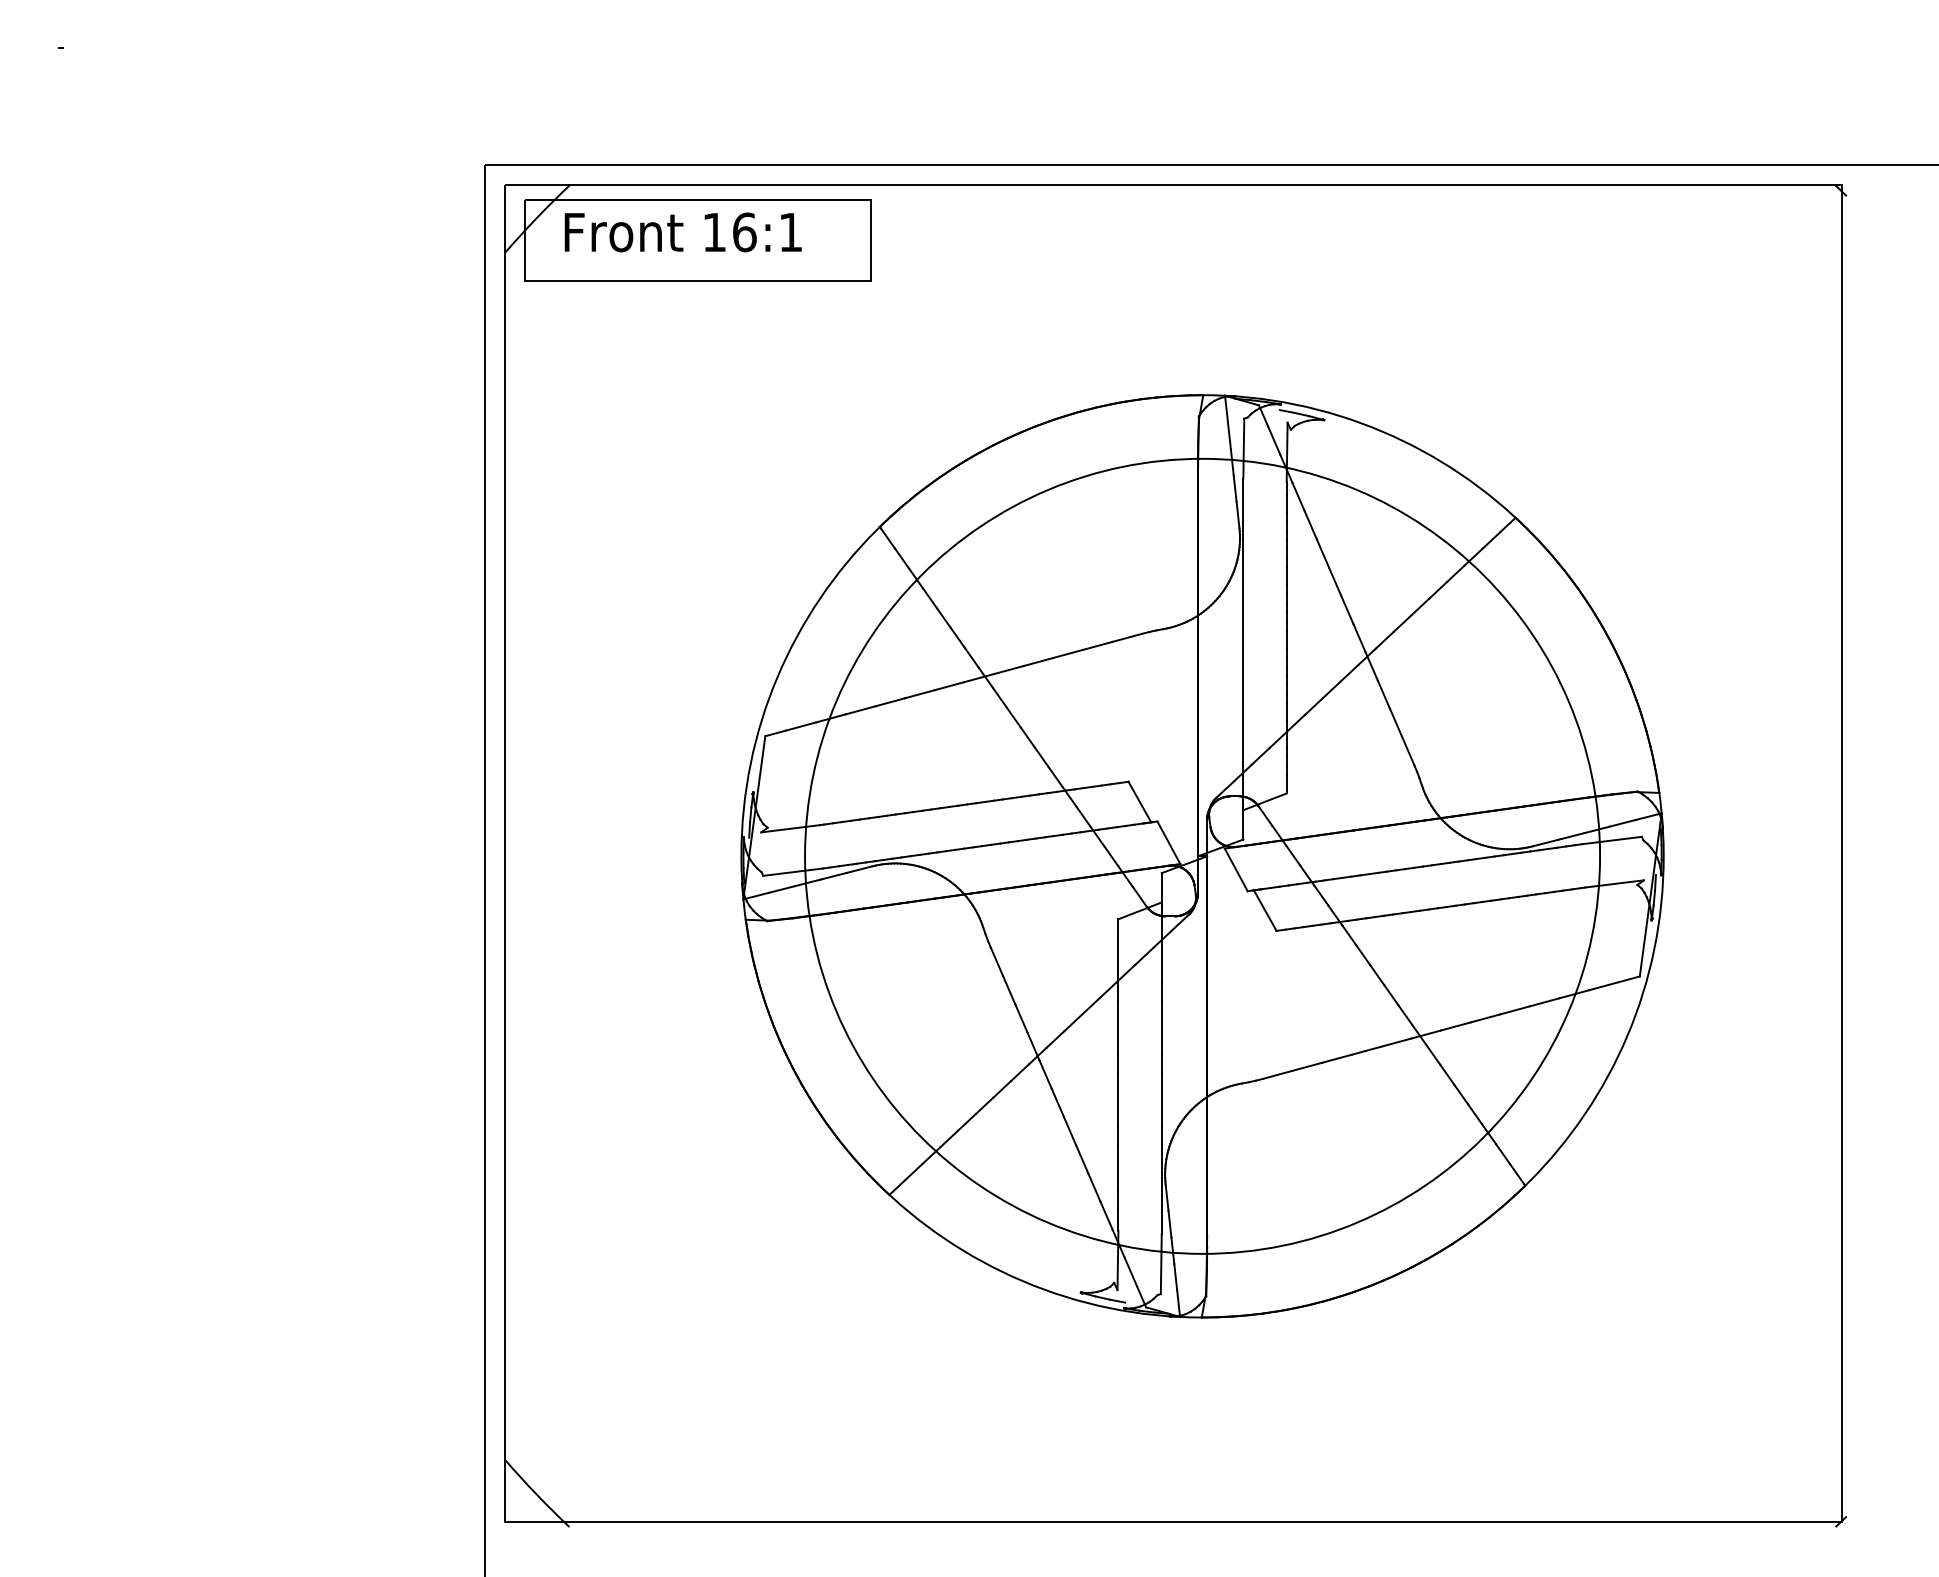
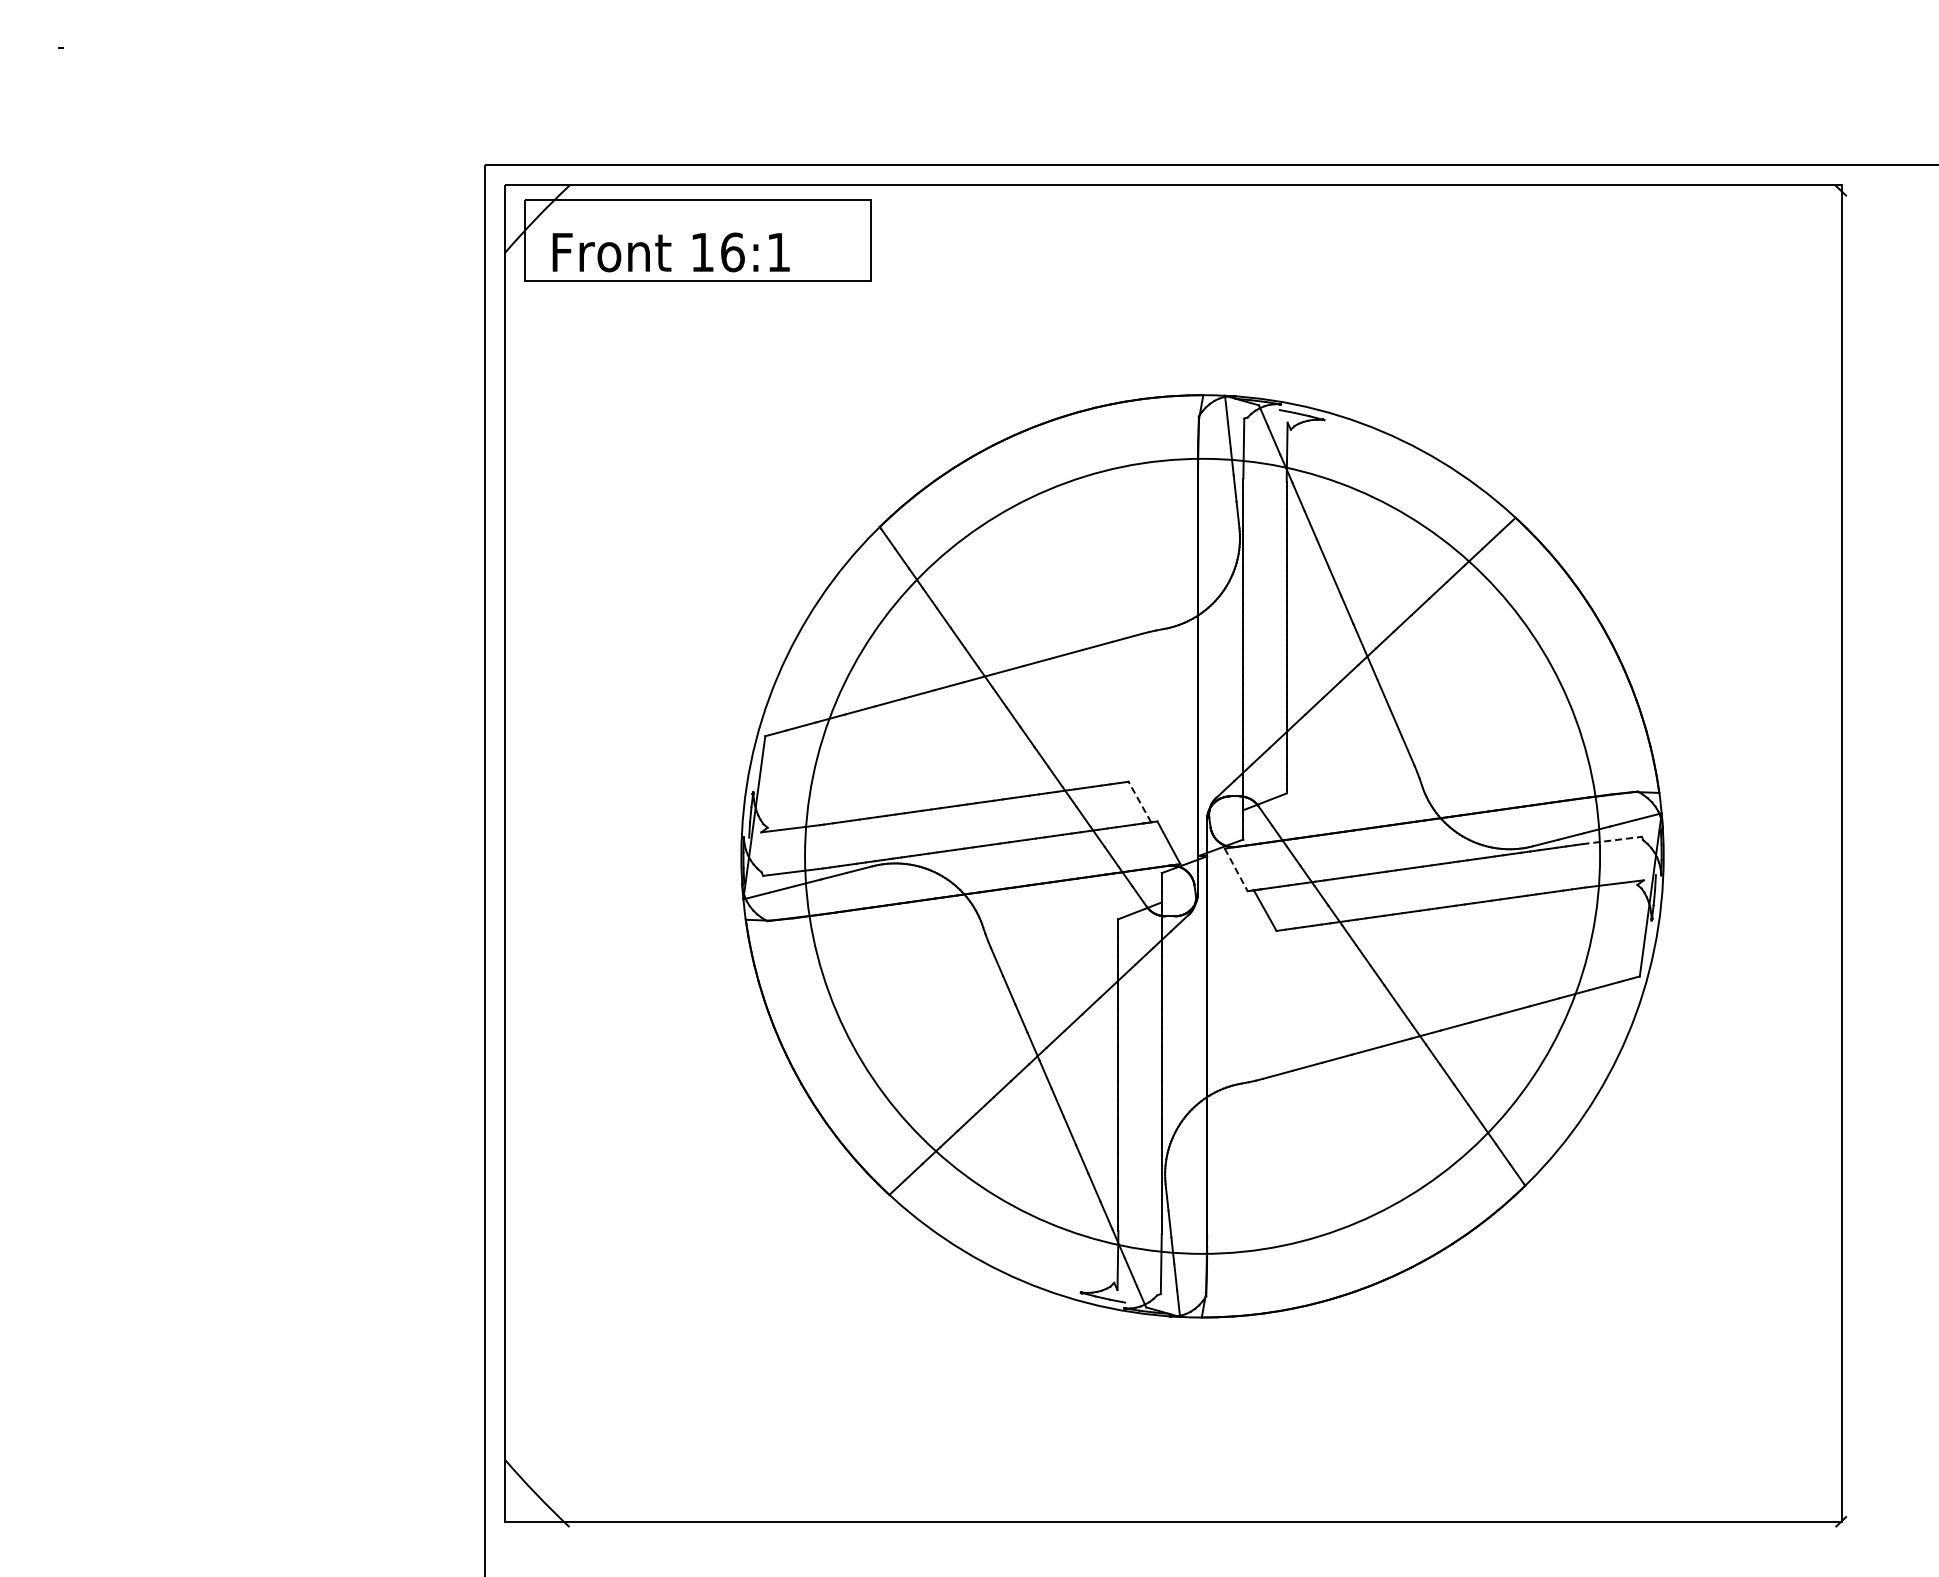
text position: (682, 232) -> (670, 252) (670, 252)
line: solid -> dashed (1139, 801)
line: solid -> dashed (1612, 840)
line: solid -> dashed (1236, 870)
